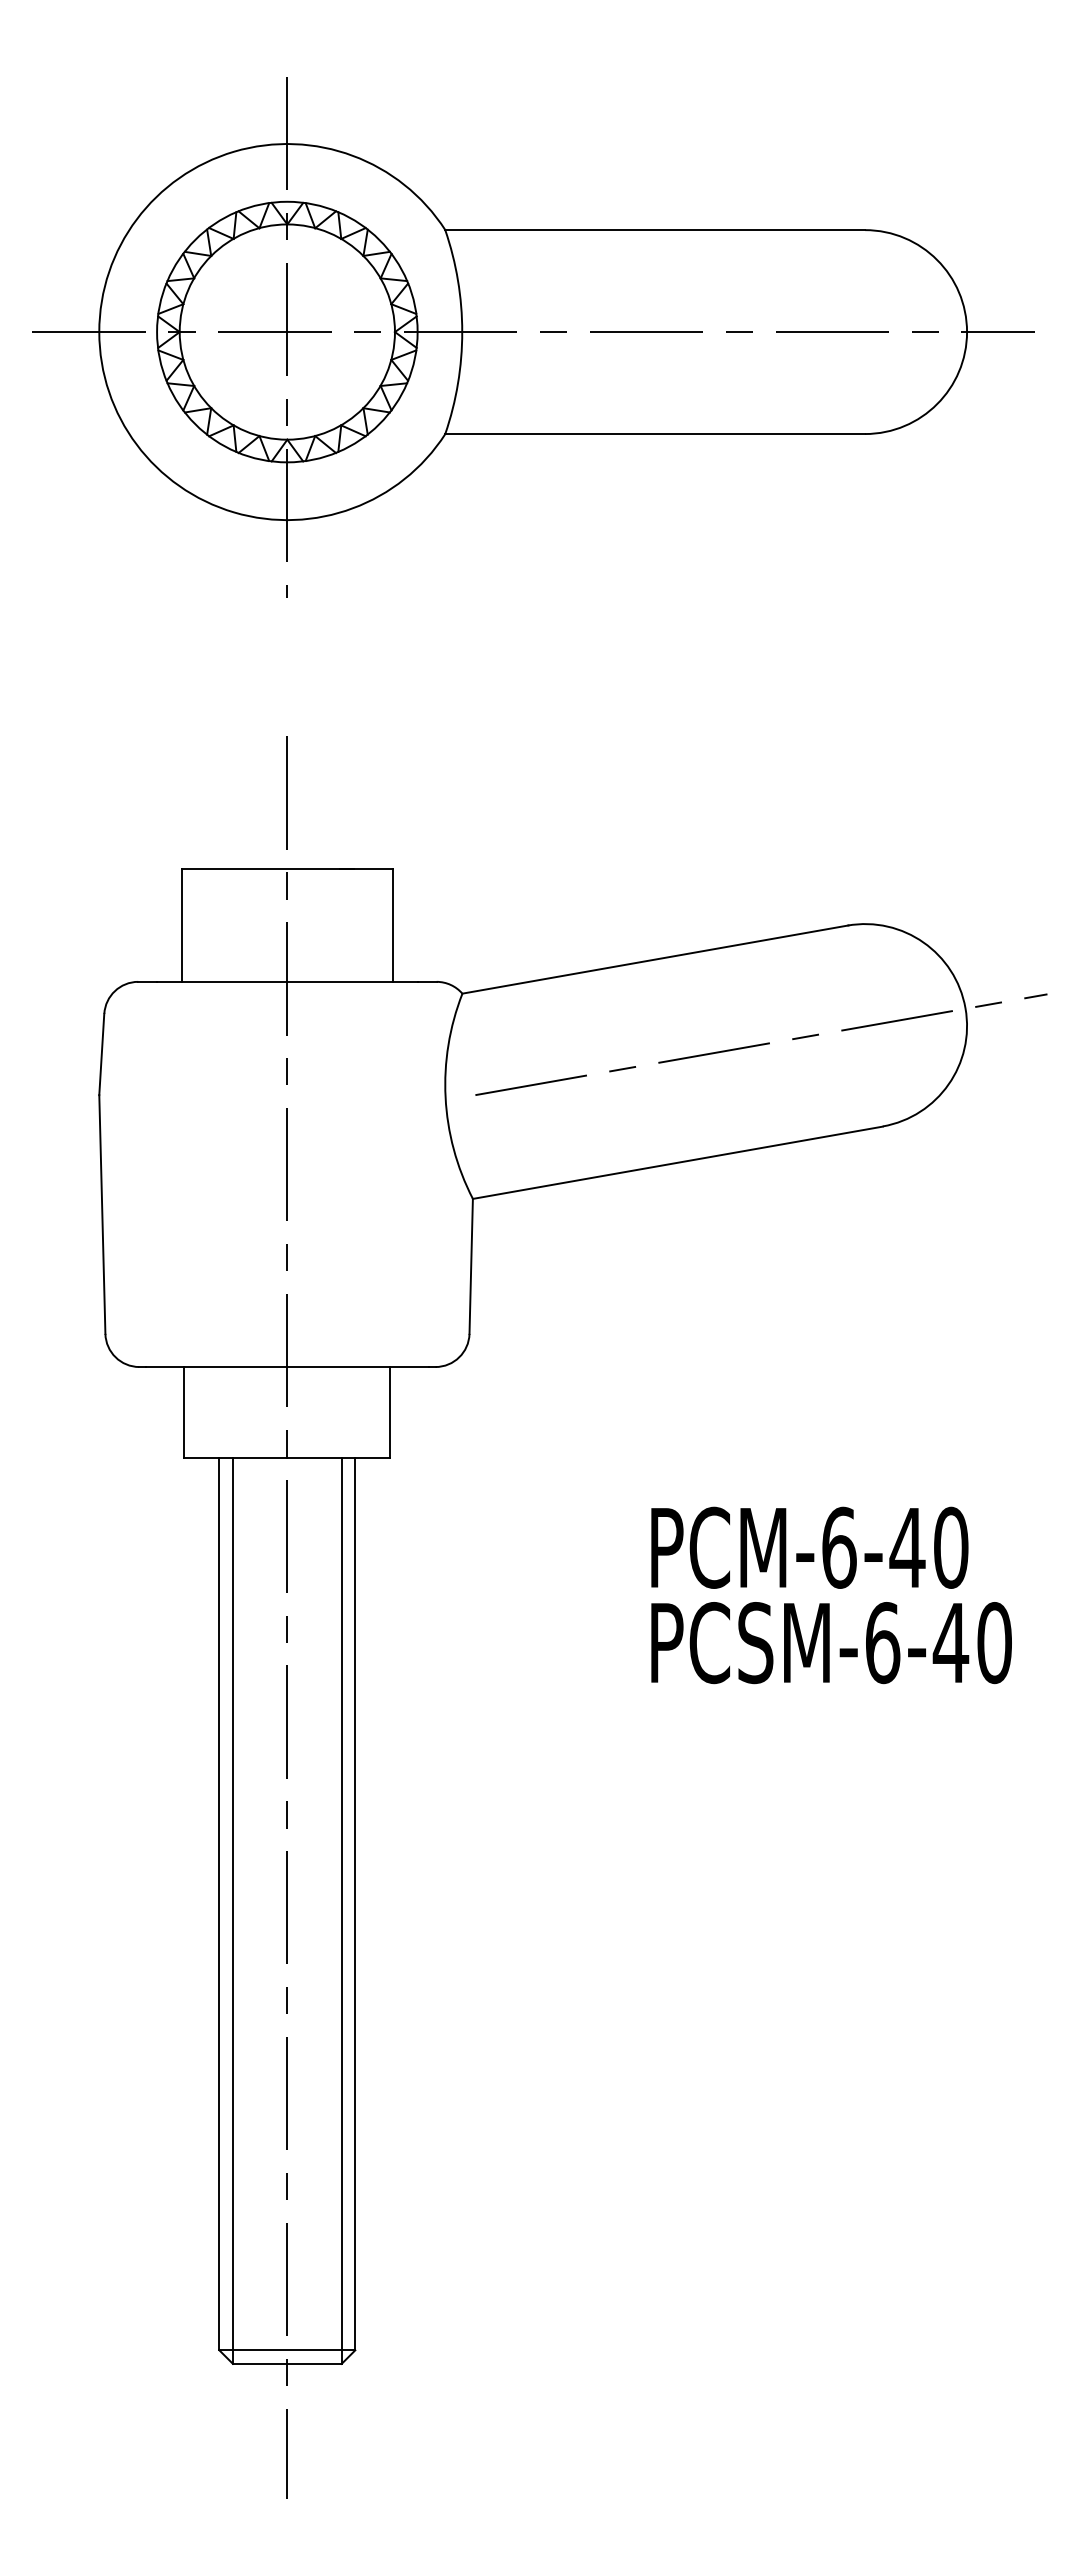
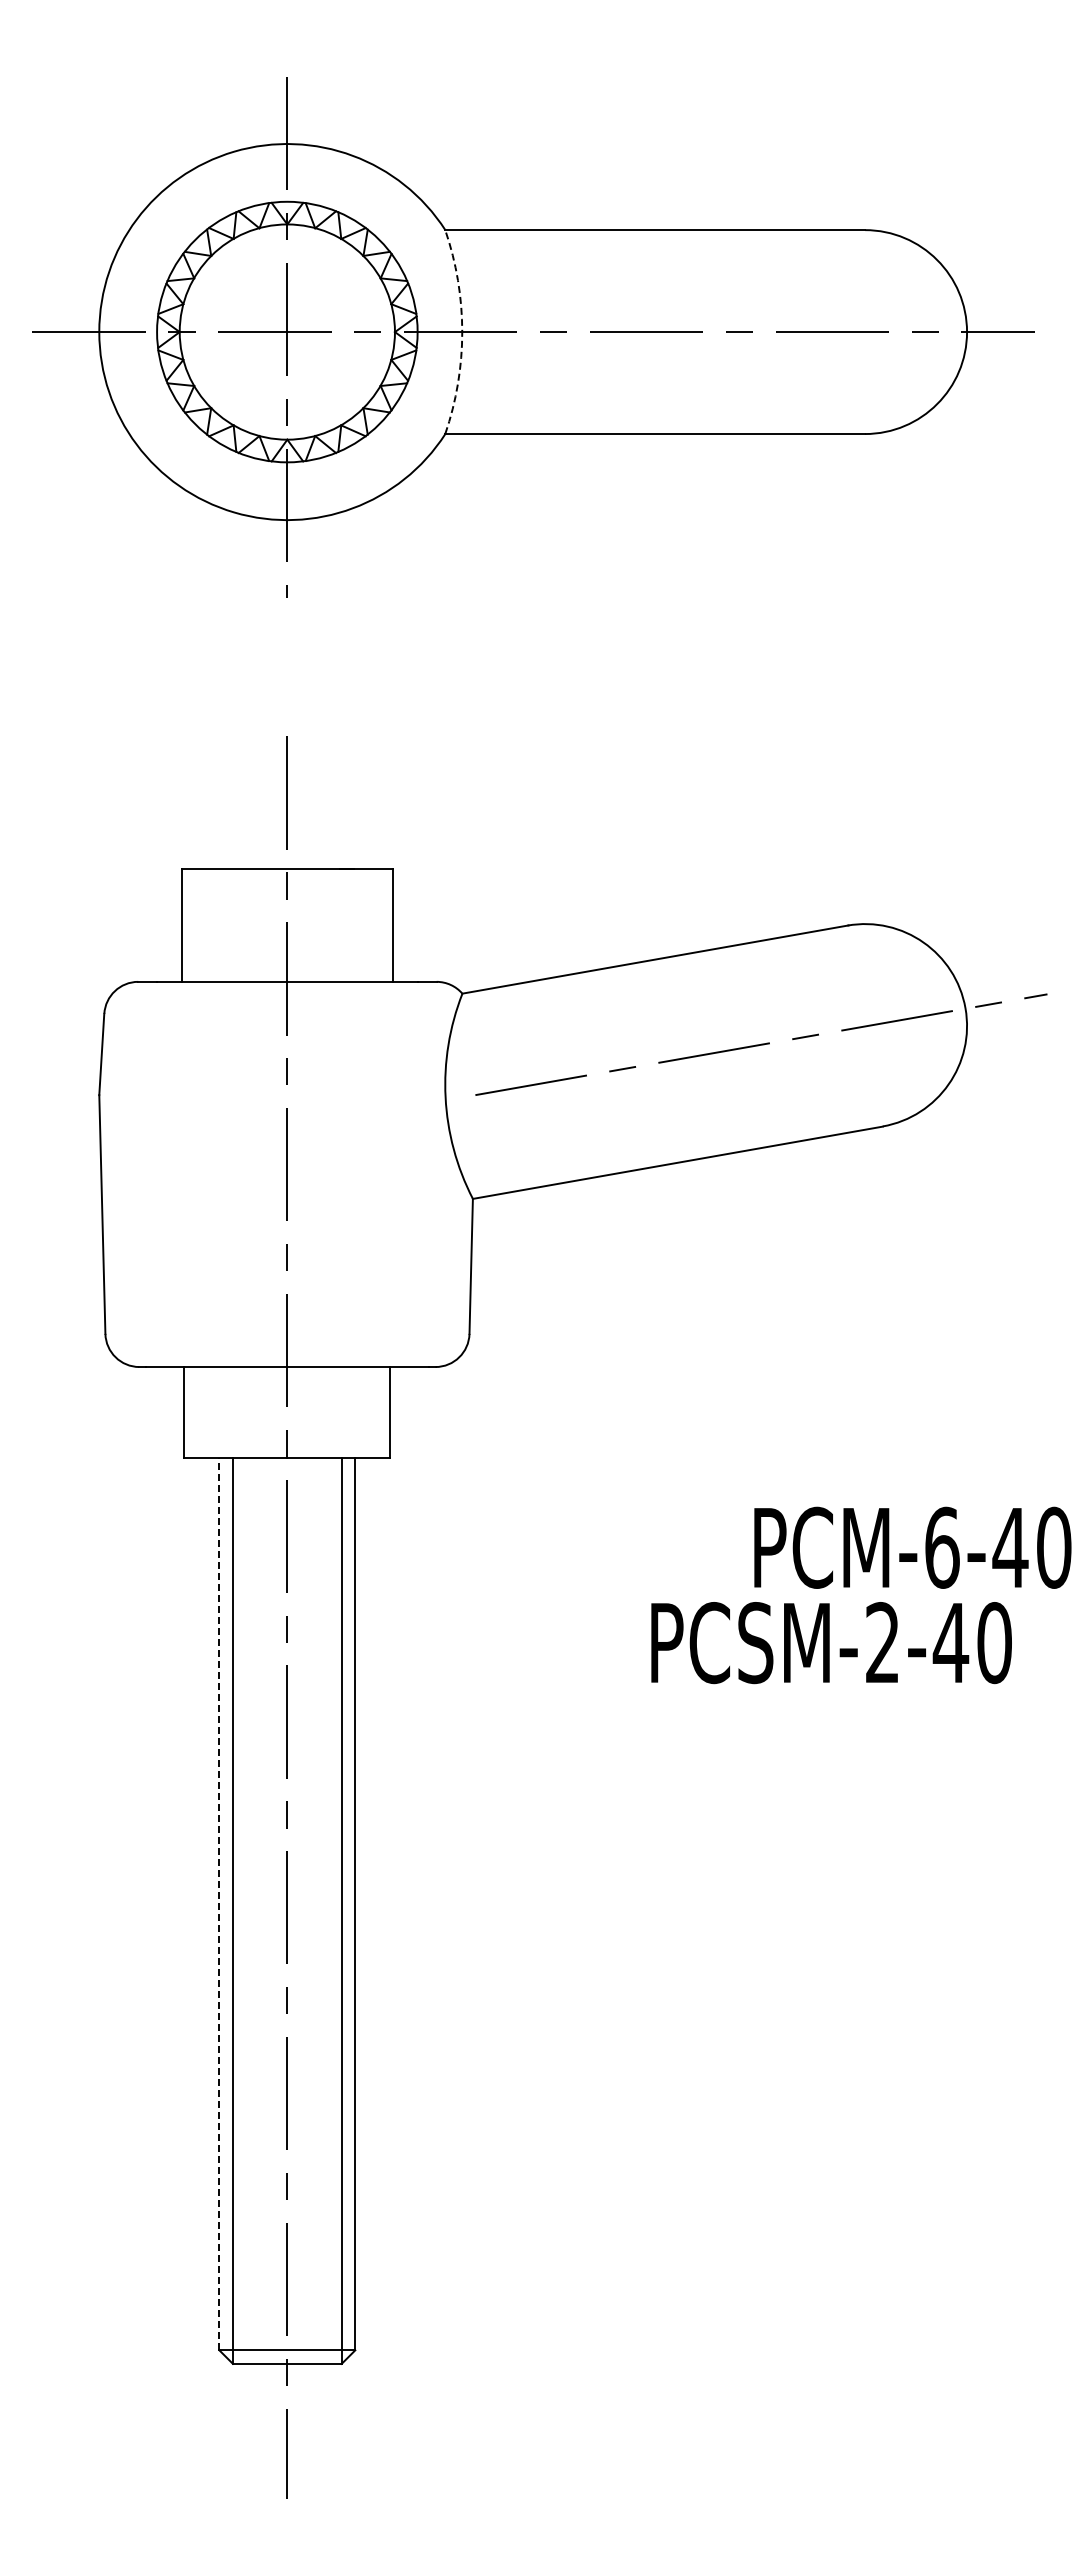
arc: solid -> dashed (462, 332)
text position: (809, 1547) -> (912, 1547) (912, 1547)
text: PCSM-6-40 -> PCSM-2-40 (883, 1643)
line: solid -> dashed (219, 1903)
